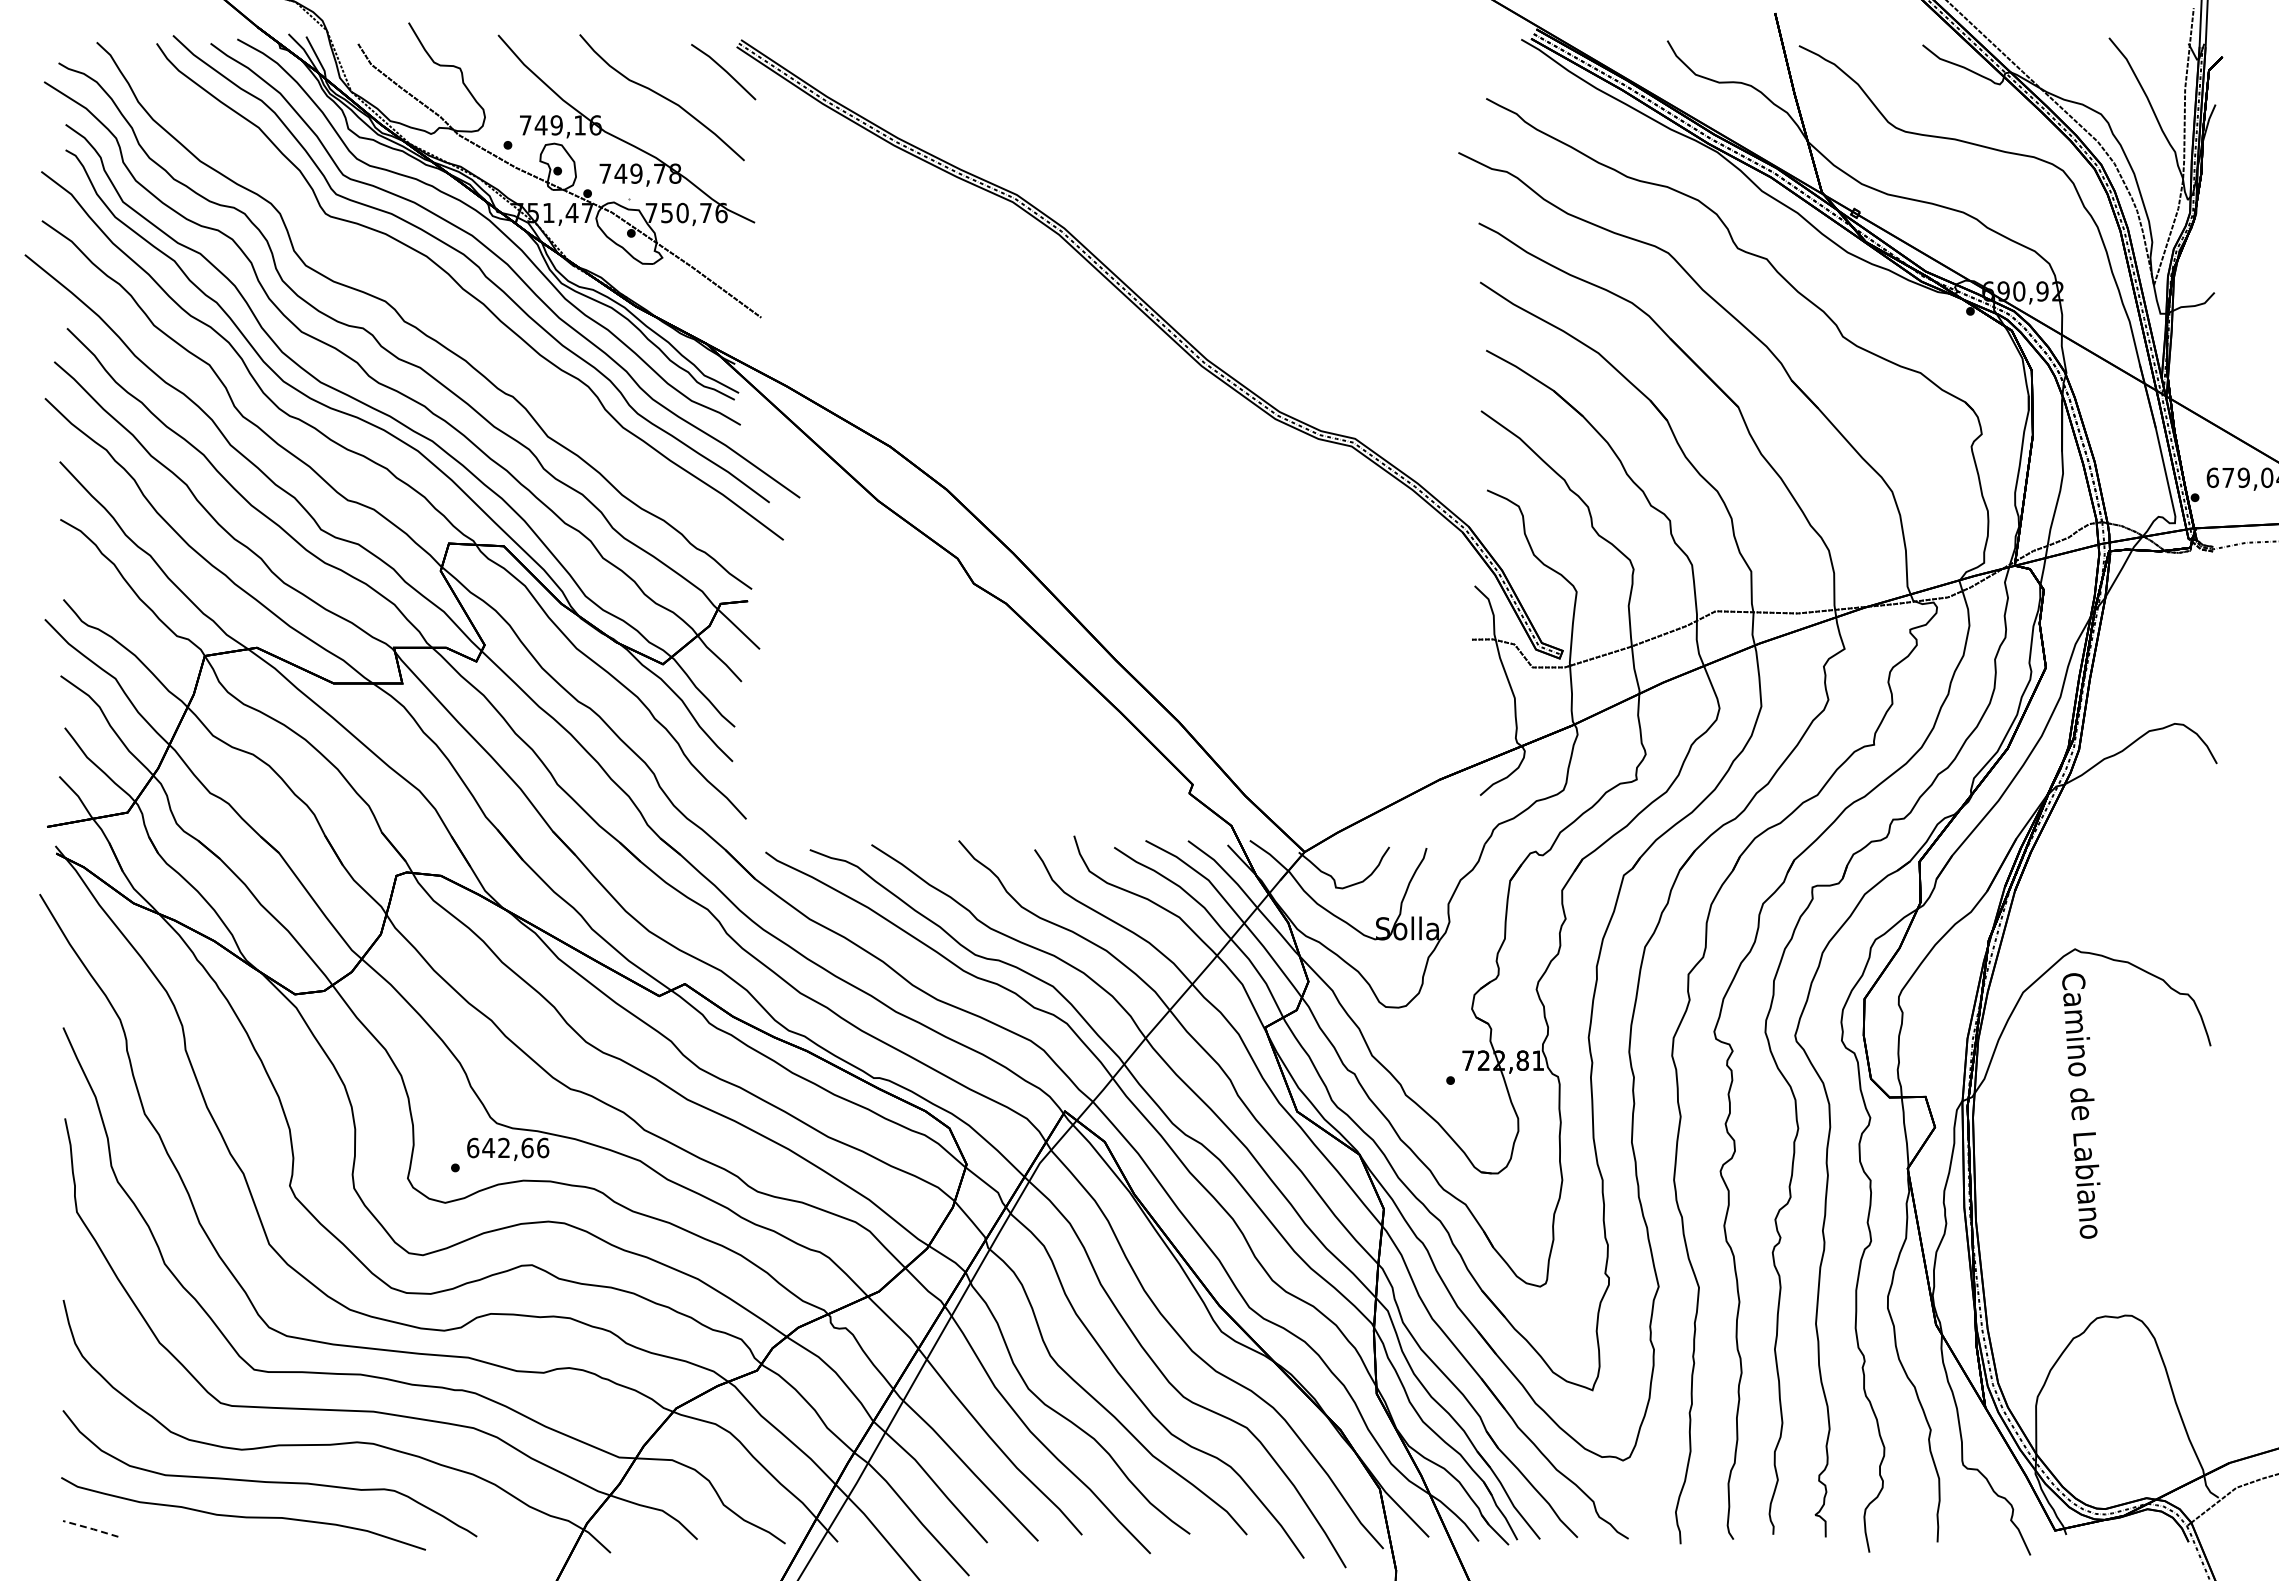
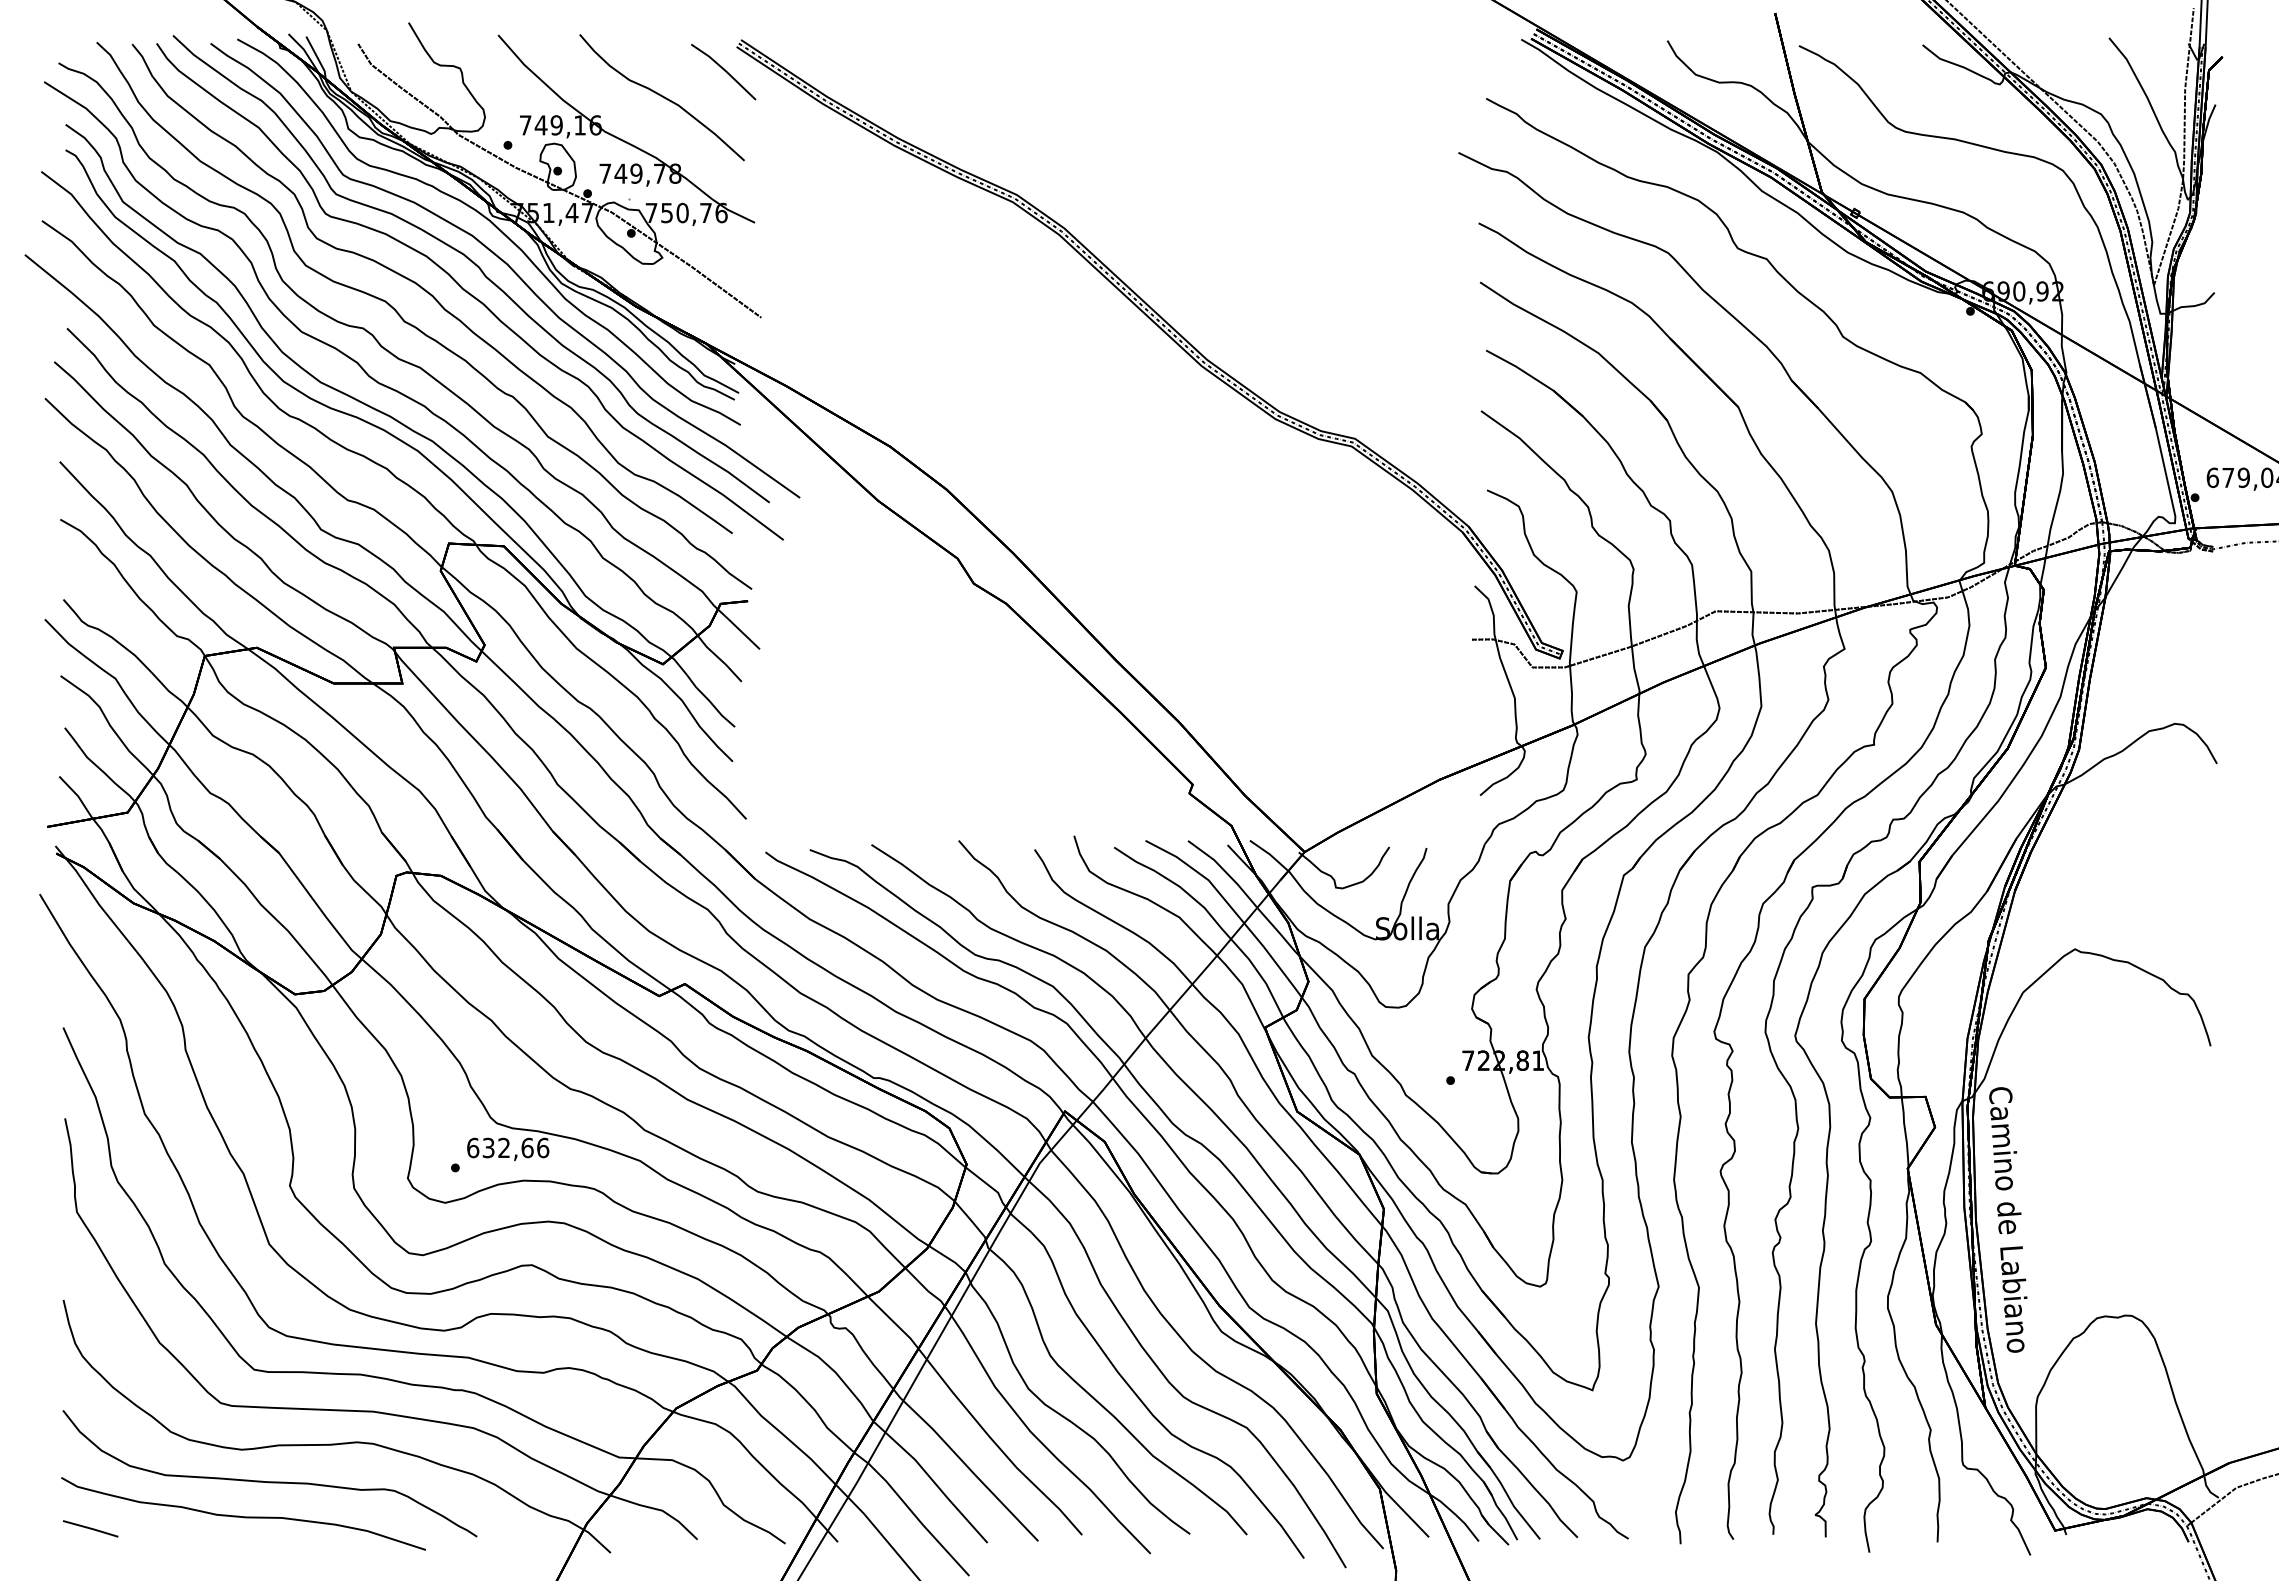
curve: none -> present (428, 291)
text position: (2081, 1105) -> (2008, 1219) (2008, 1219)
text: 642,66 -> 632,66 (488, 1147)
line: dashed -> solid (90, 1528)
